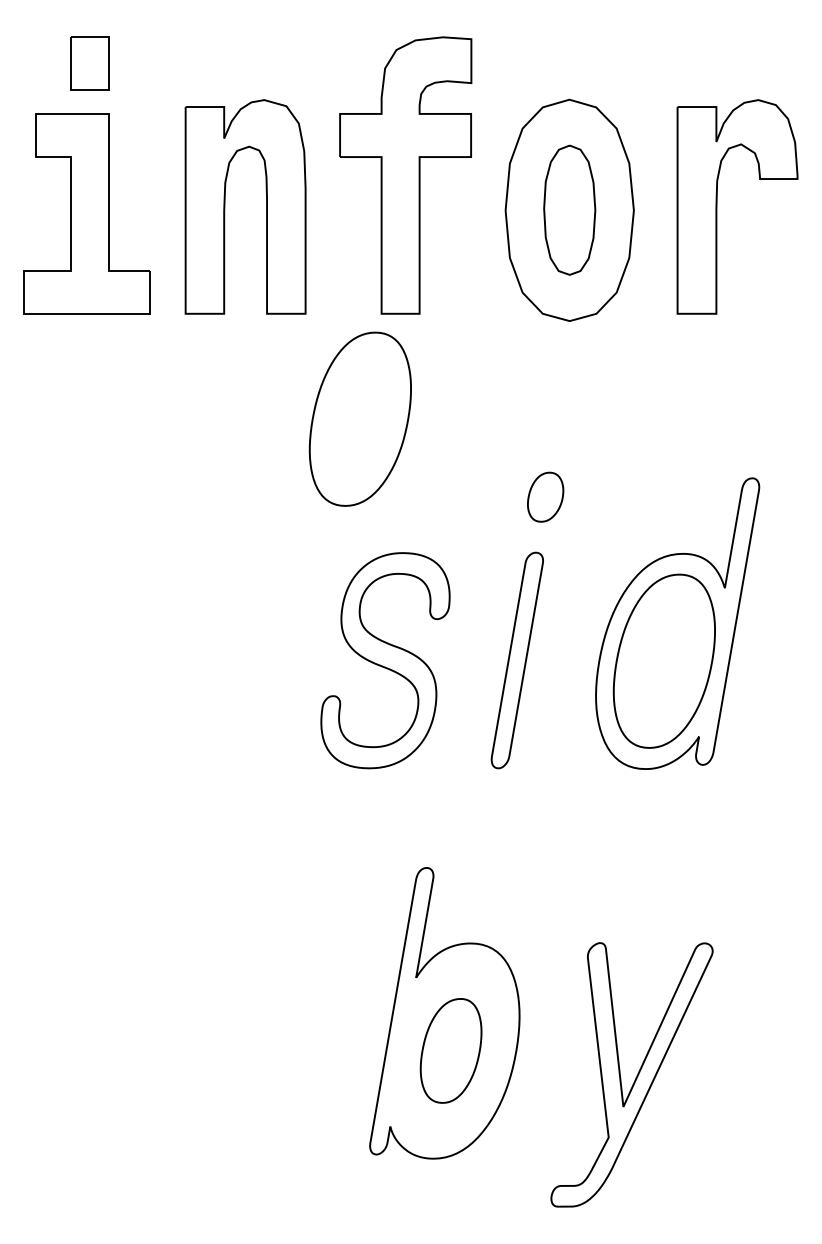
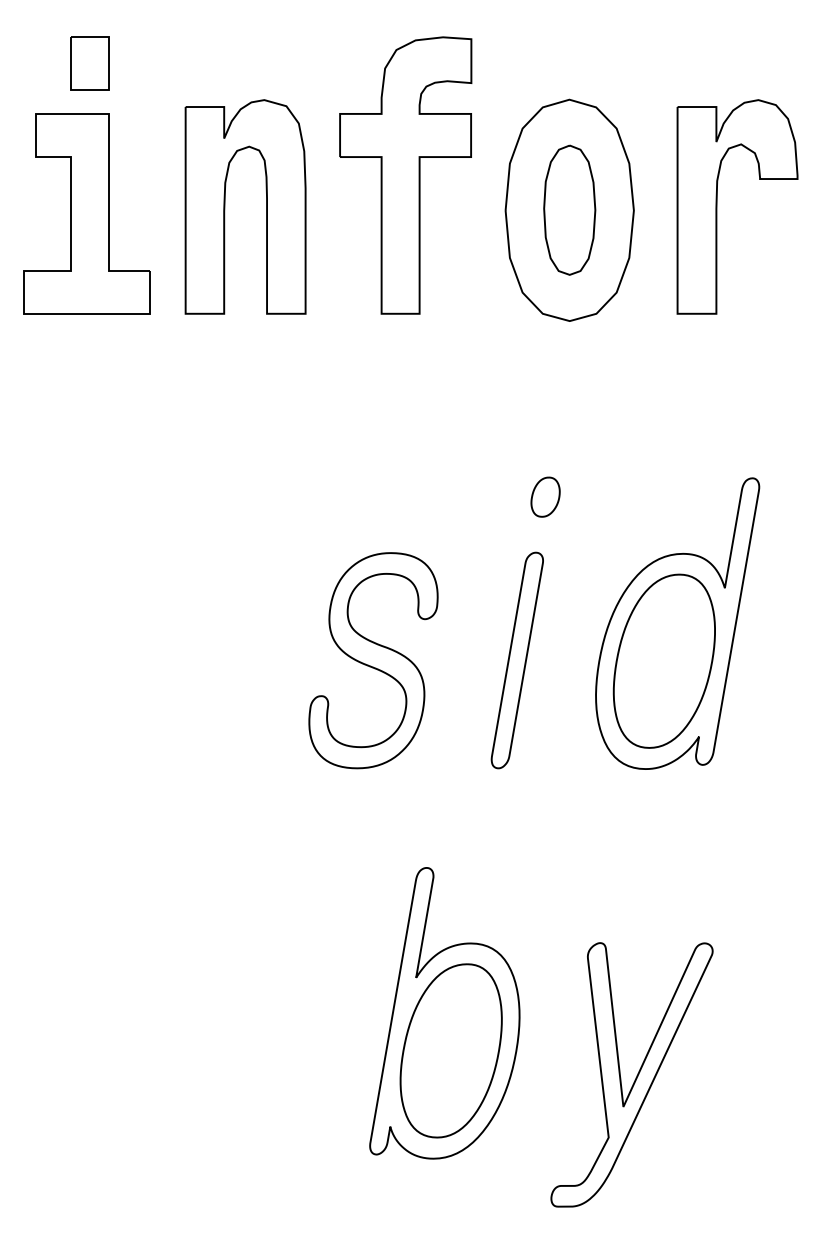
part: present -> none (359, 418)
part size: 38x52 px -> 31x42 px (545, 496)
part position: (385, 660) -> (373, 660) (373, 660)
part size: 64x106 px -> 104x176 px (450, 1050)
